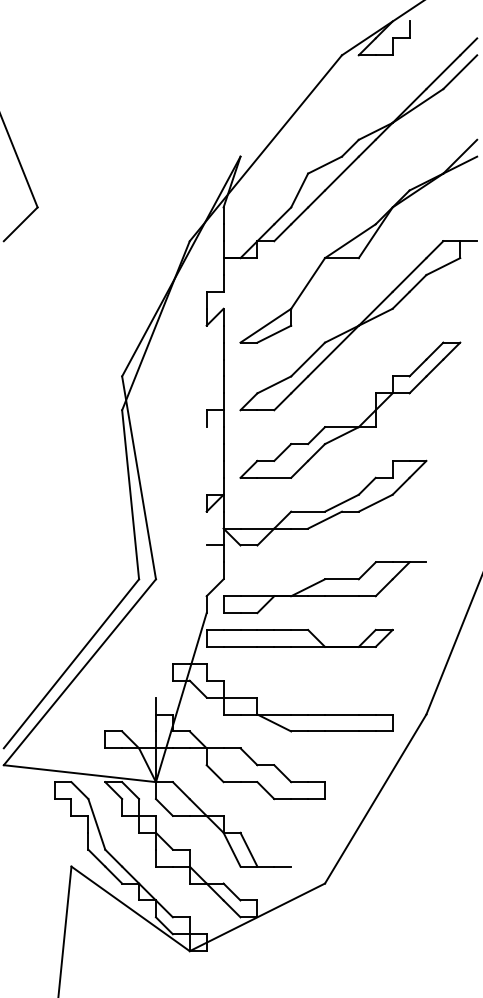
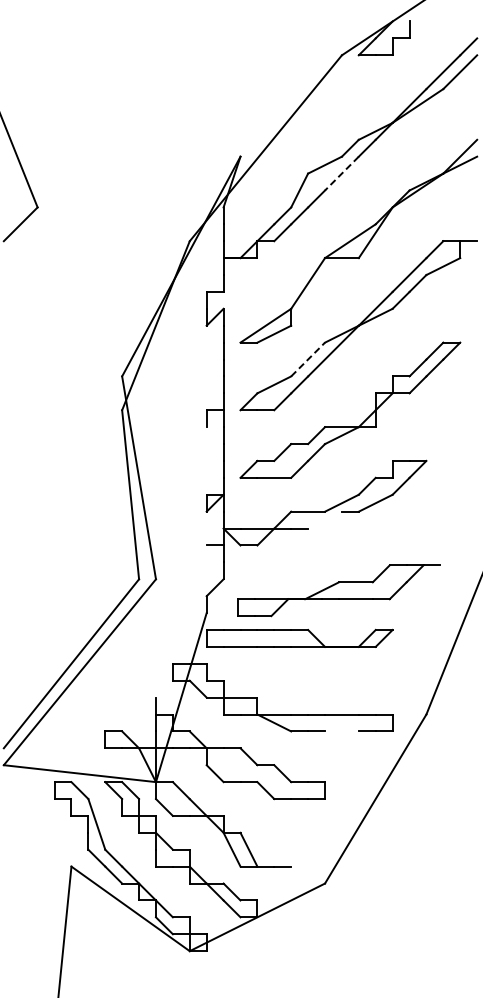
line: solid -> dashed (341, 173)
line: solid -> dashed (308, 359)
line: present -> none (324, 519)
part position: (324, 587) -> (338, 590) (338, 590)
line: present -> none (341, 731)
